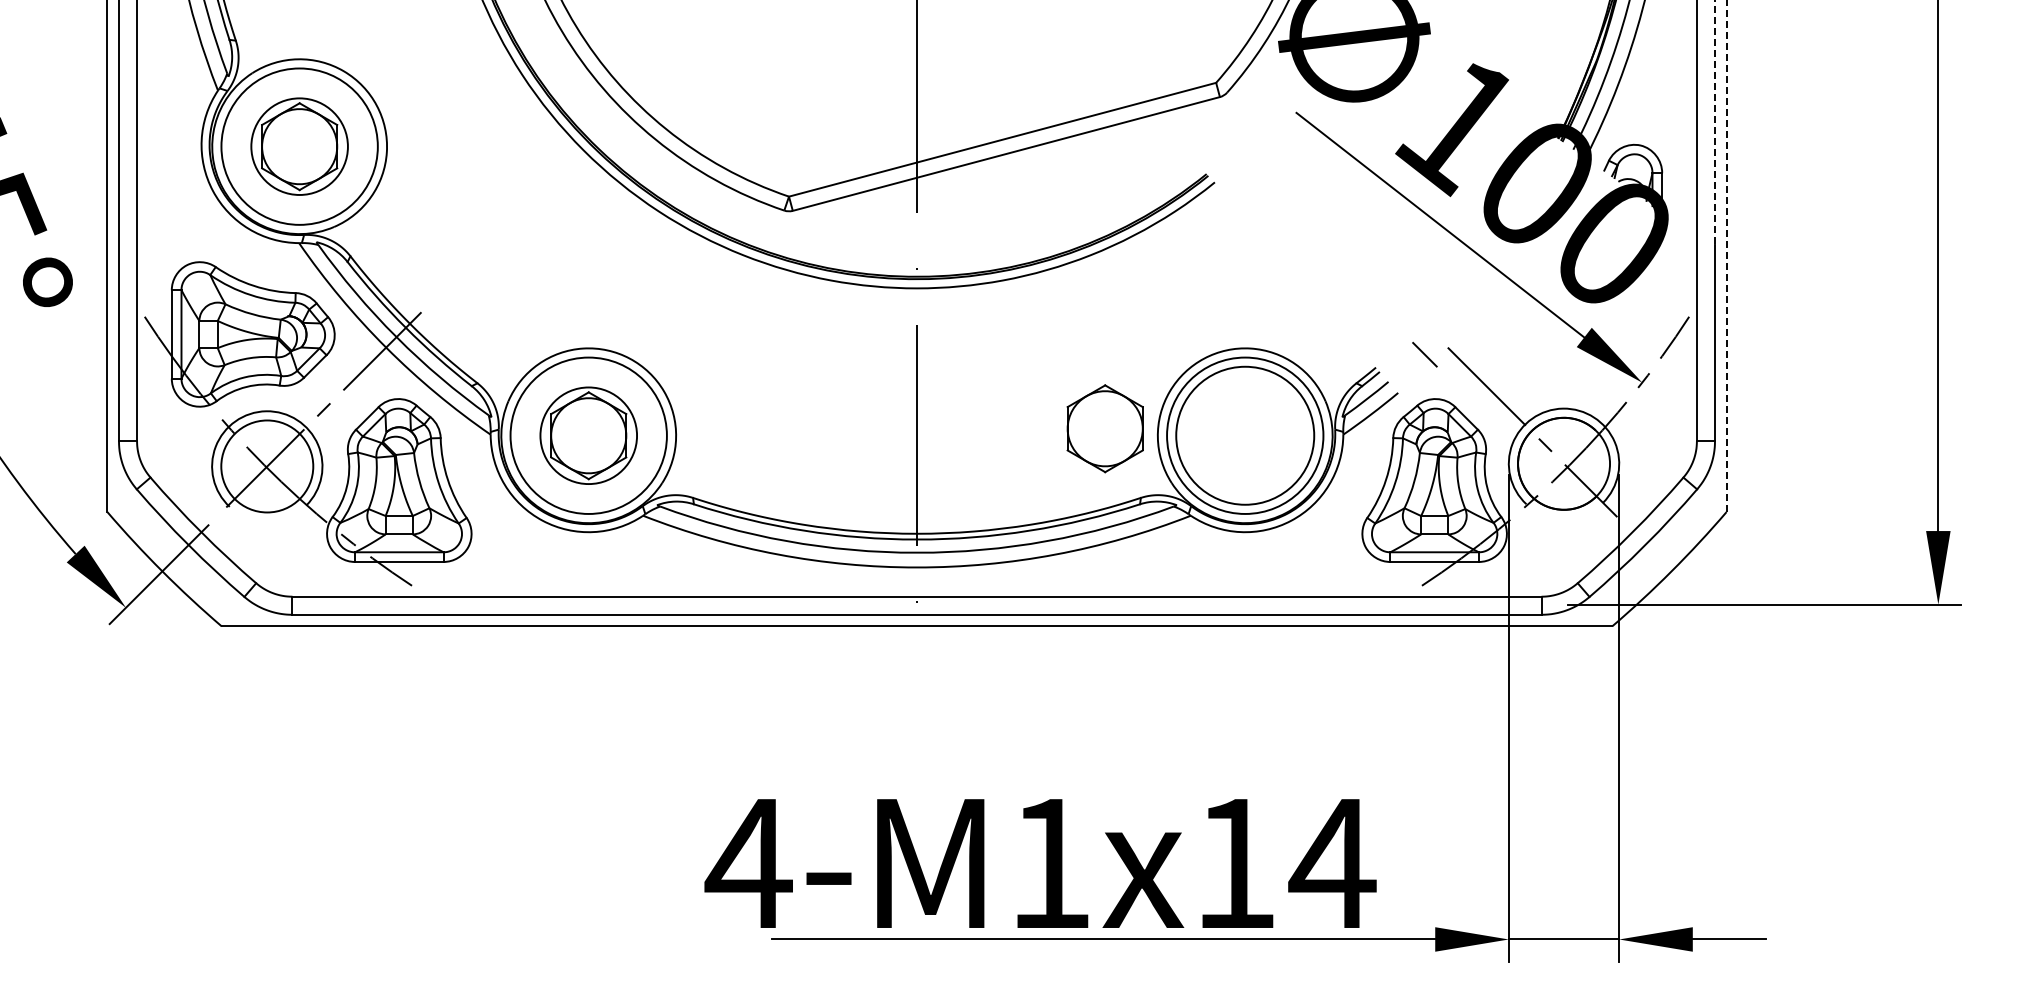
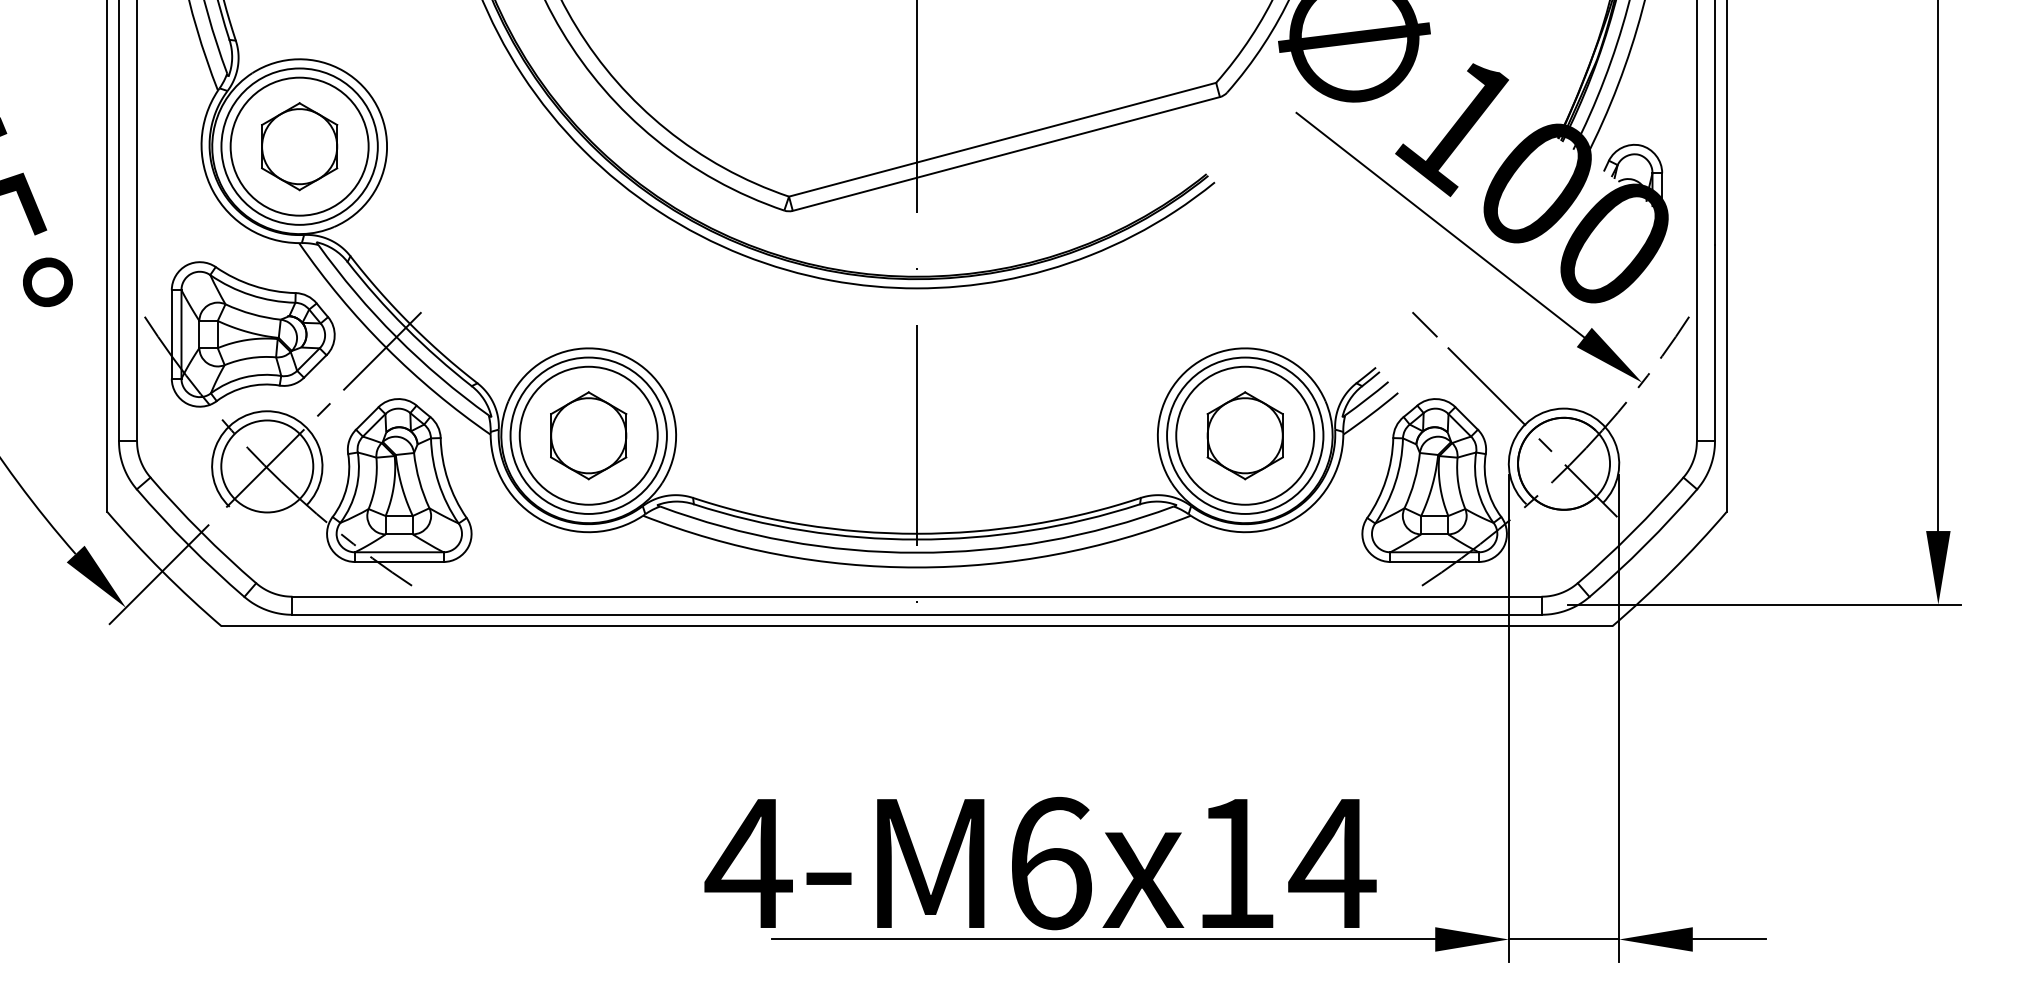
line: dashed -> solid (1715, 123)
circle diameter: 97 px -> 138 px (299, 146)
line: dashed -> solid (1726, 256)
line position: (1424, 354) -> (1424, 324) (1424, 324)
part position: (1104, 428) -> (1244, 435) (1244, 435)
circle diameter: 97 px -> 138 px (588, 435)
text: 4-M1x14 -> 4-M6x14 (1051, 863)
